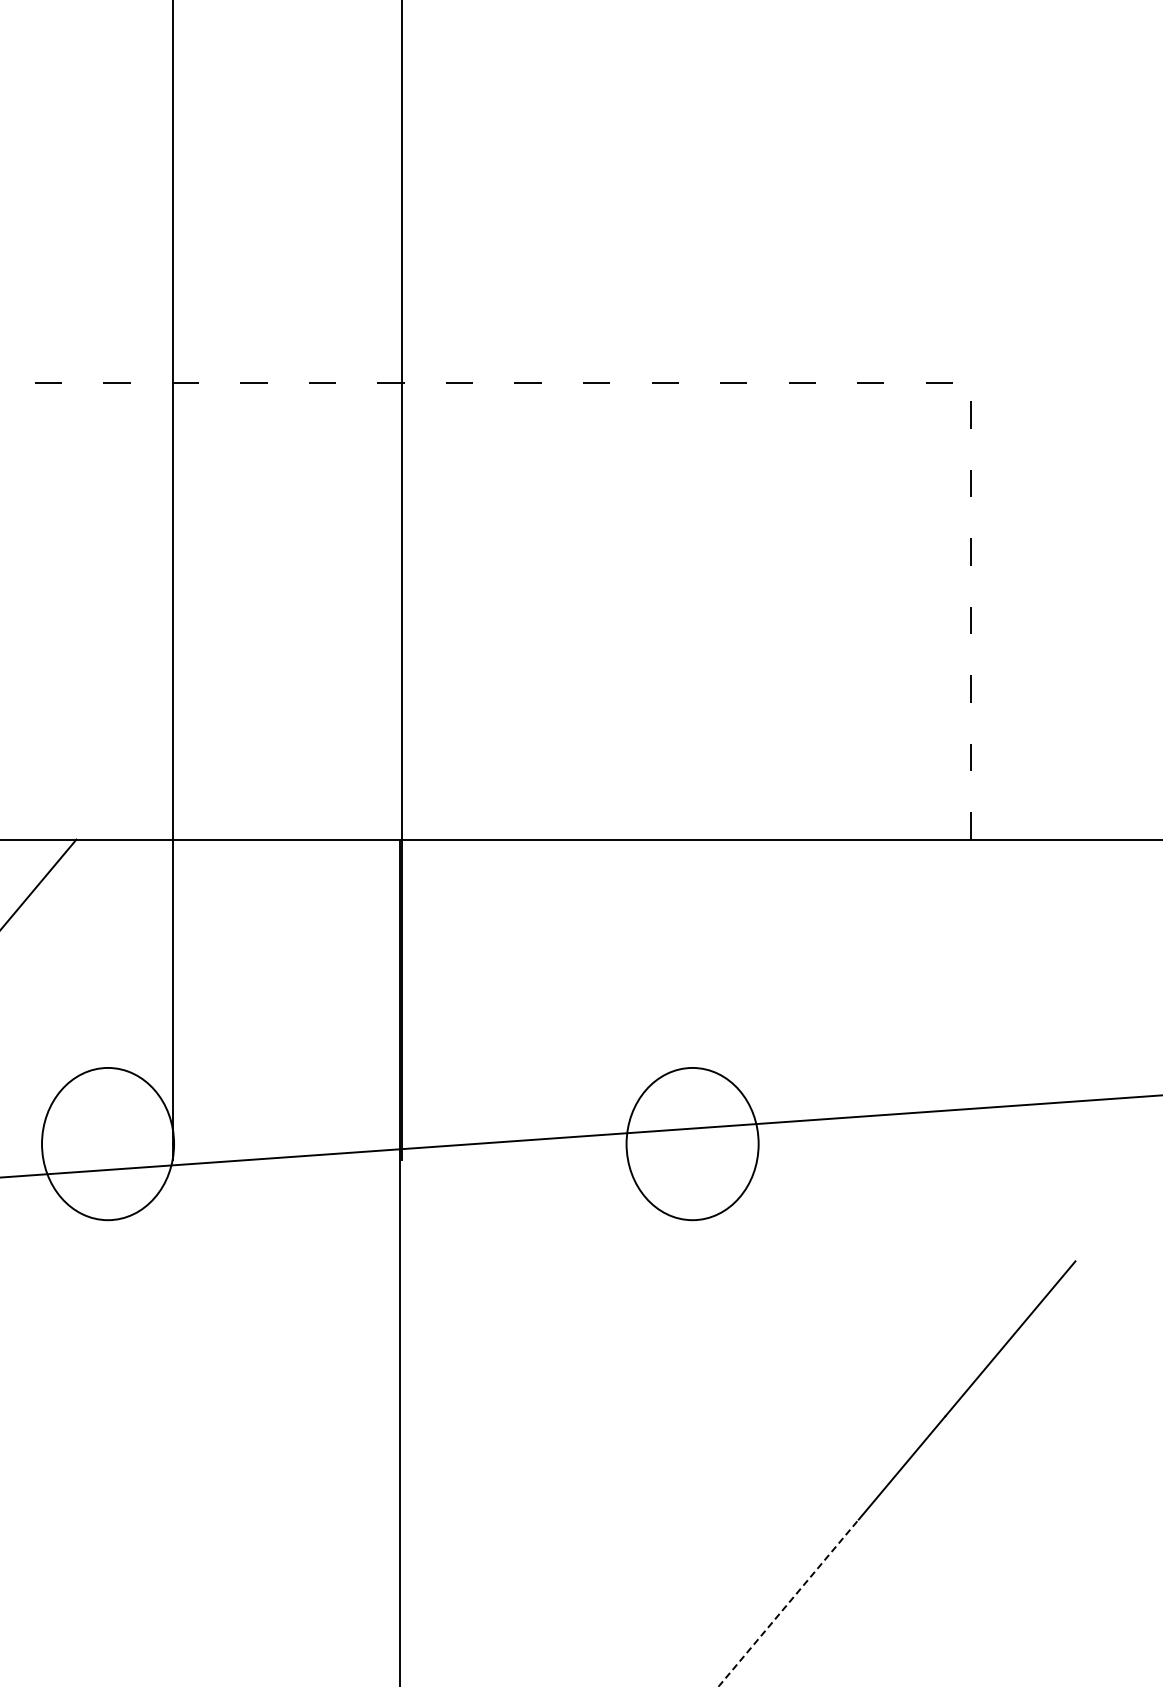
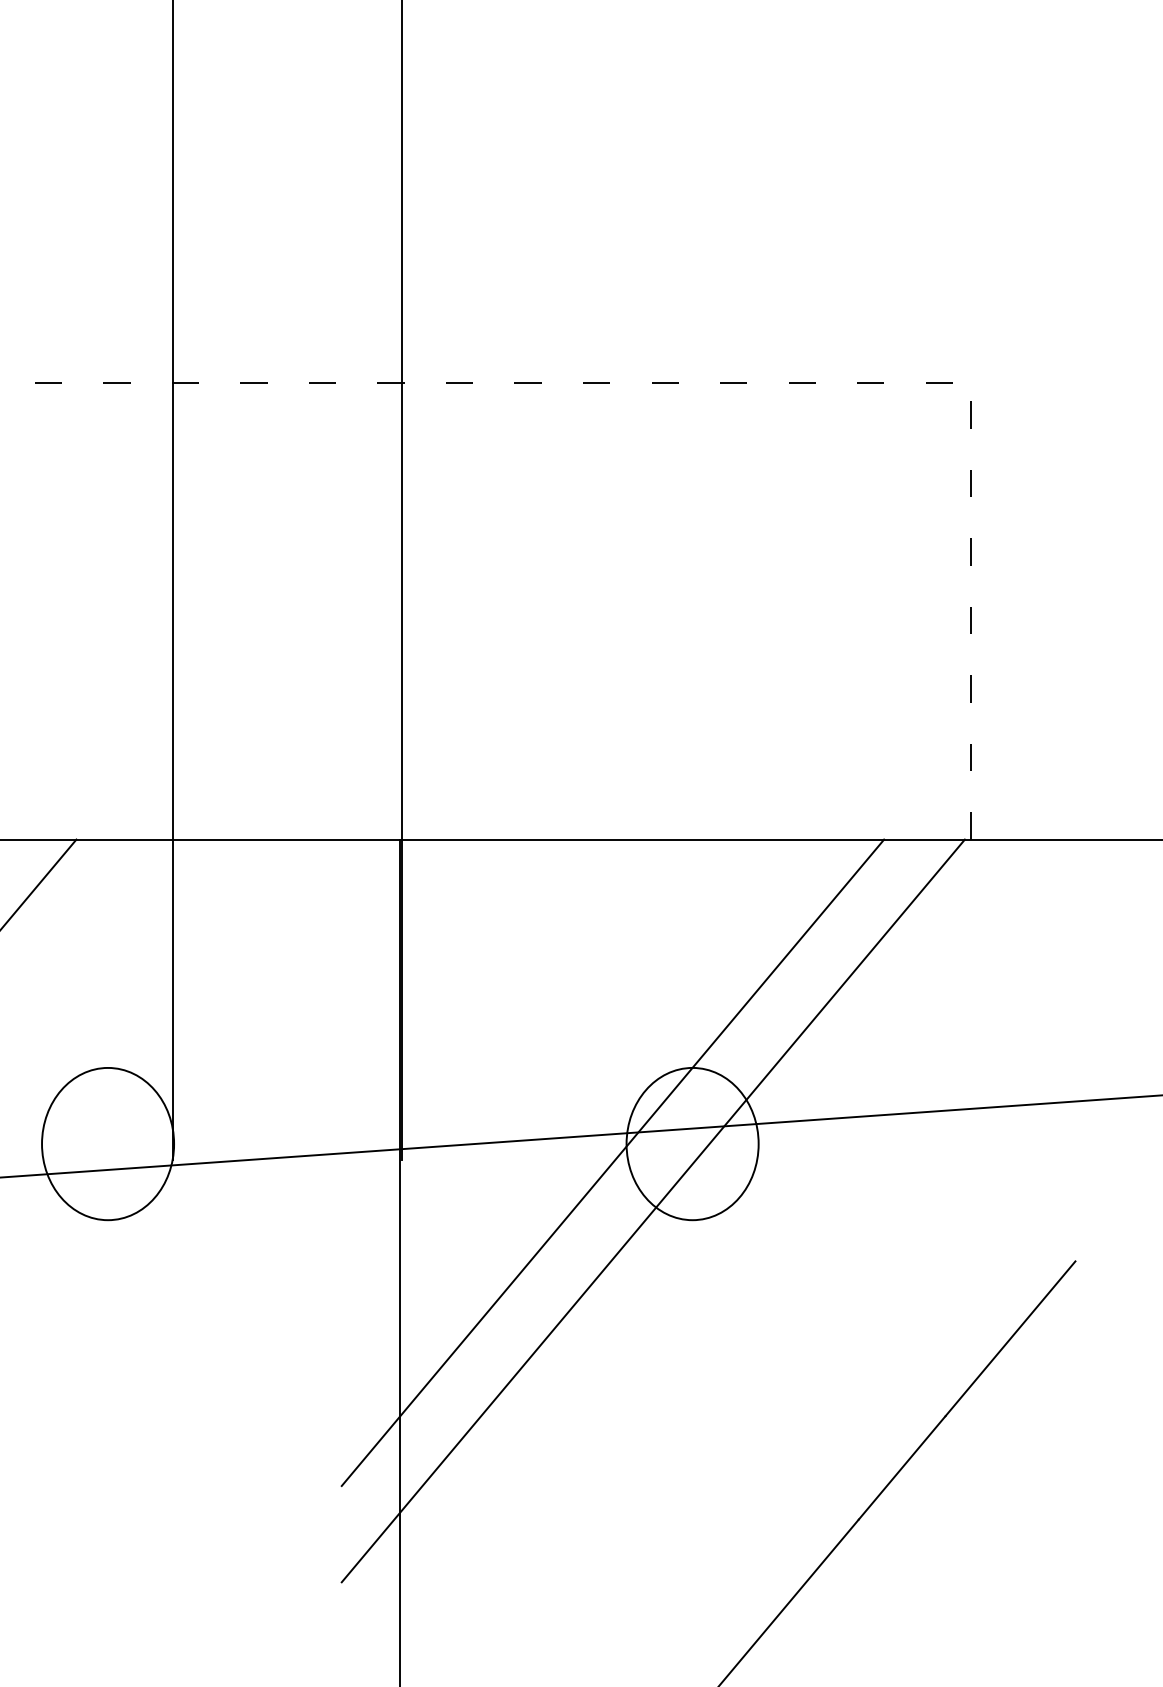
line: none -> present (612, 1162)
line: none -> present (652, 1210)
line: dashed -> solid (788, 1602)
